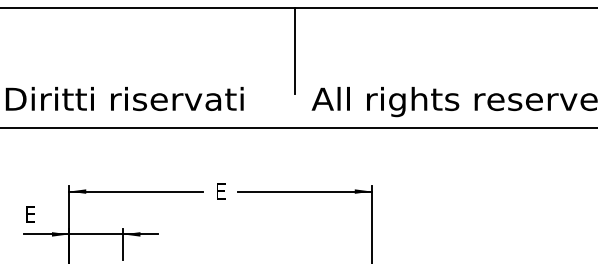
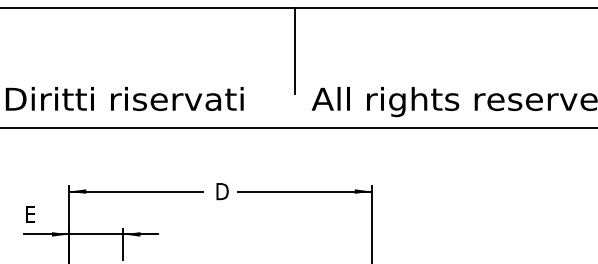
text: E -> D (222, 191)
